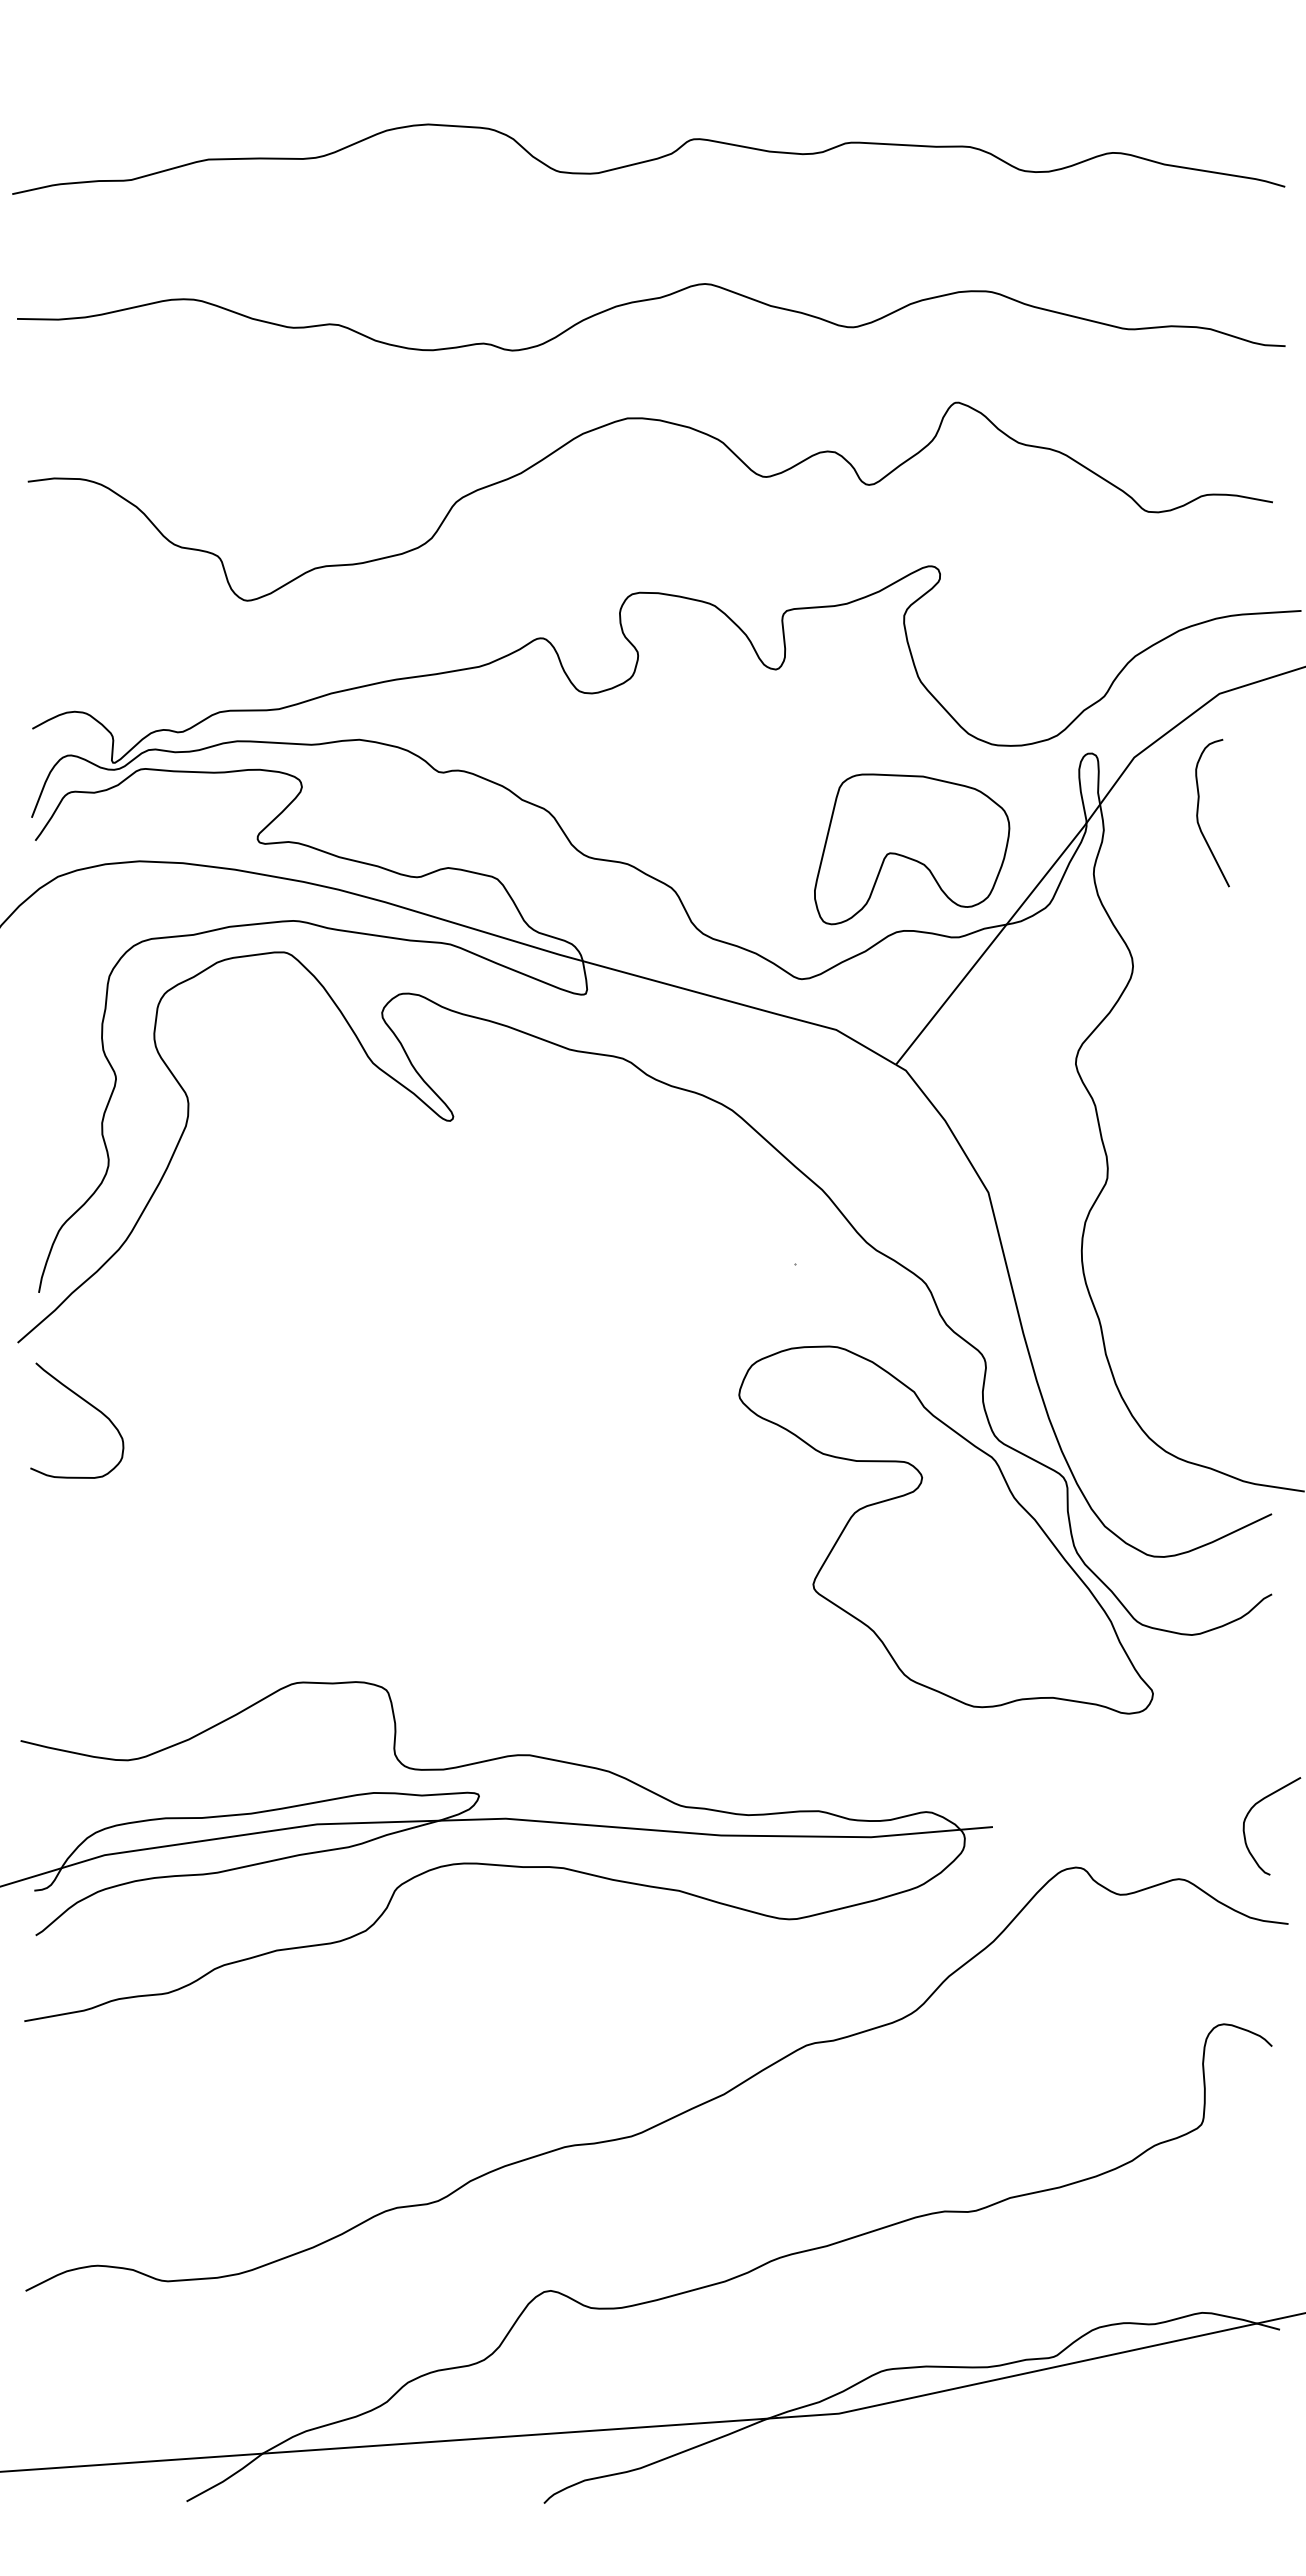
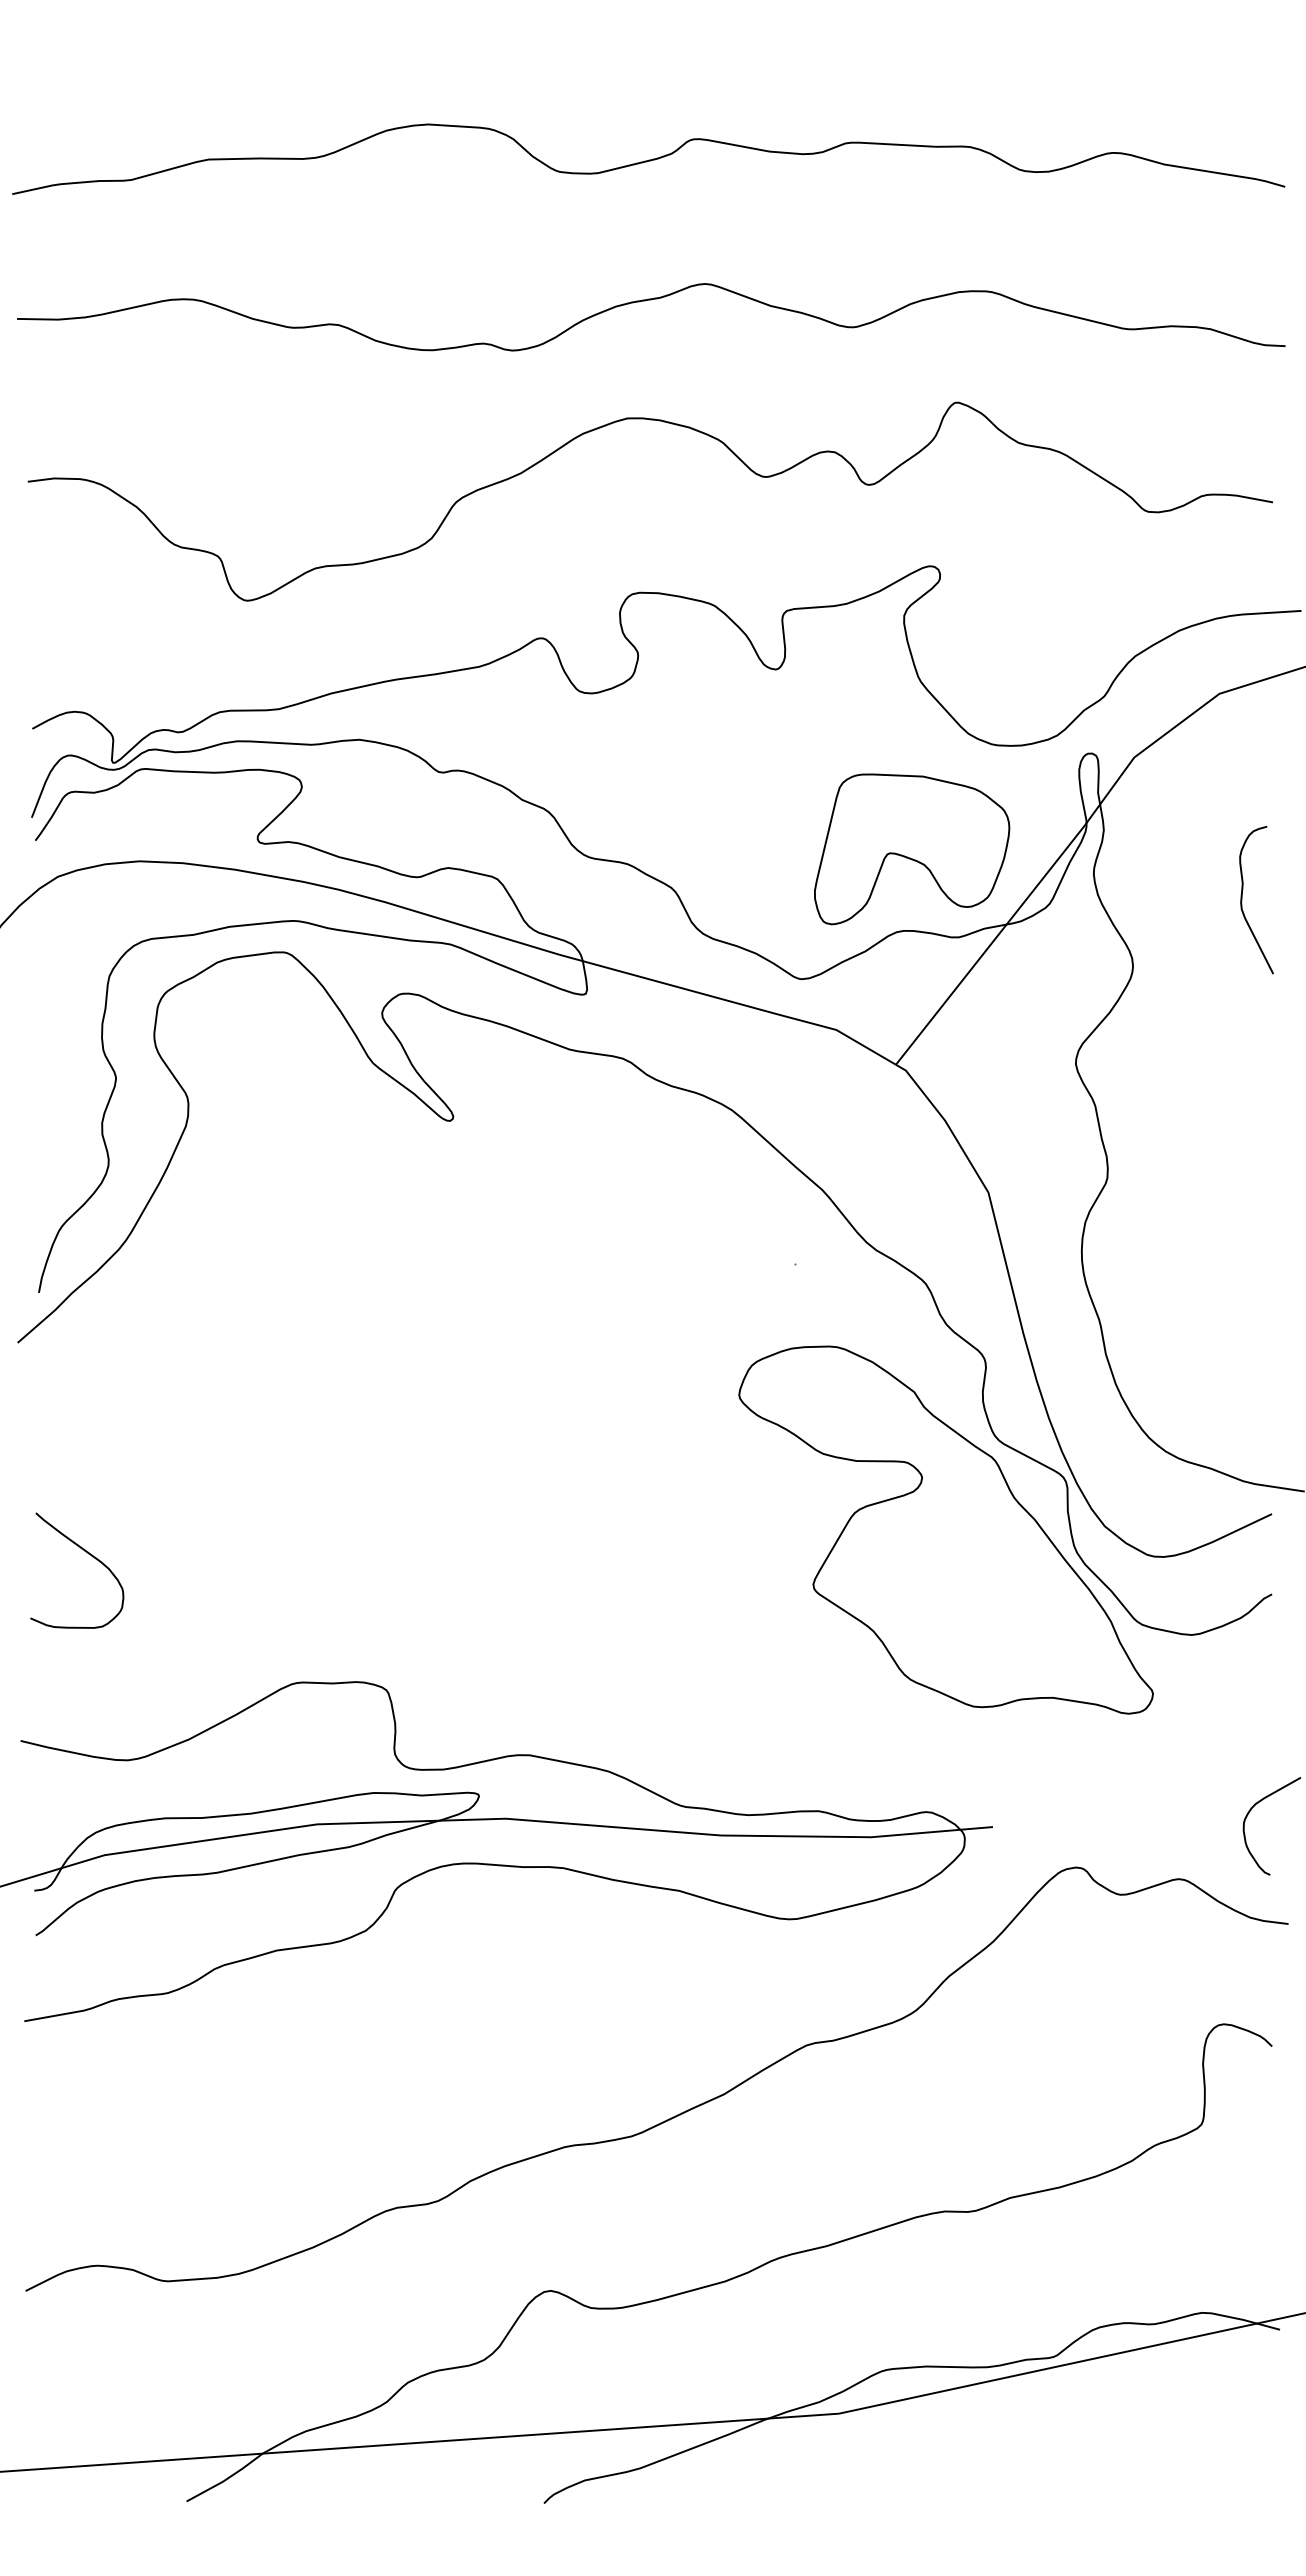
curve position: (1198, 812) -> (1242, 899) (1242, 899)
curve position: (88, 1404) -> (88, 1554) (88, 1554)
